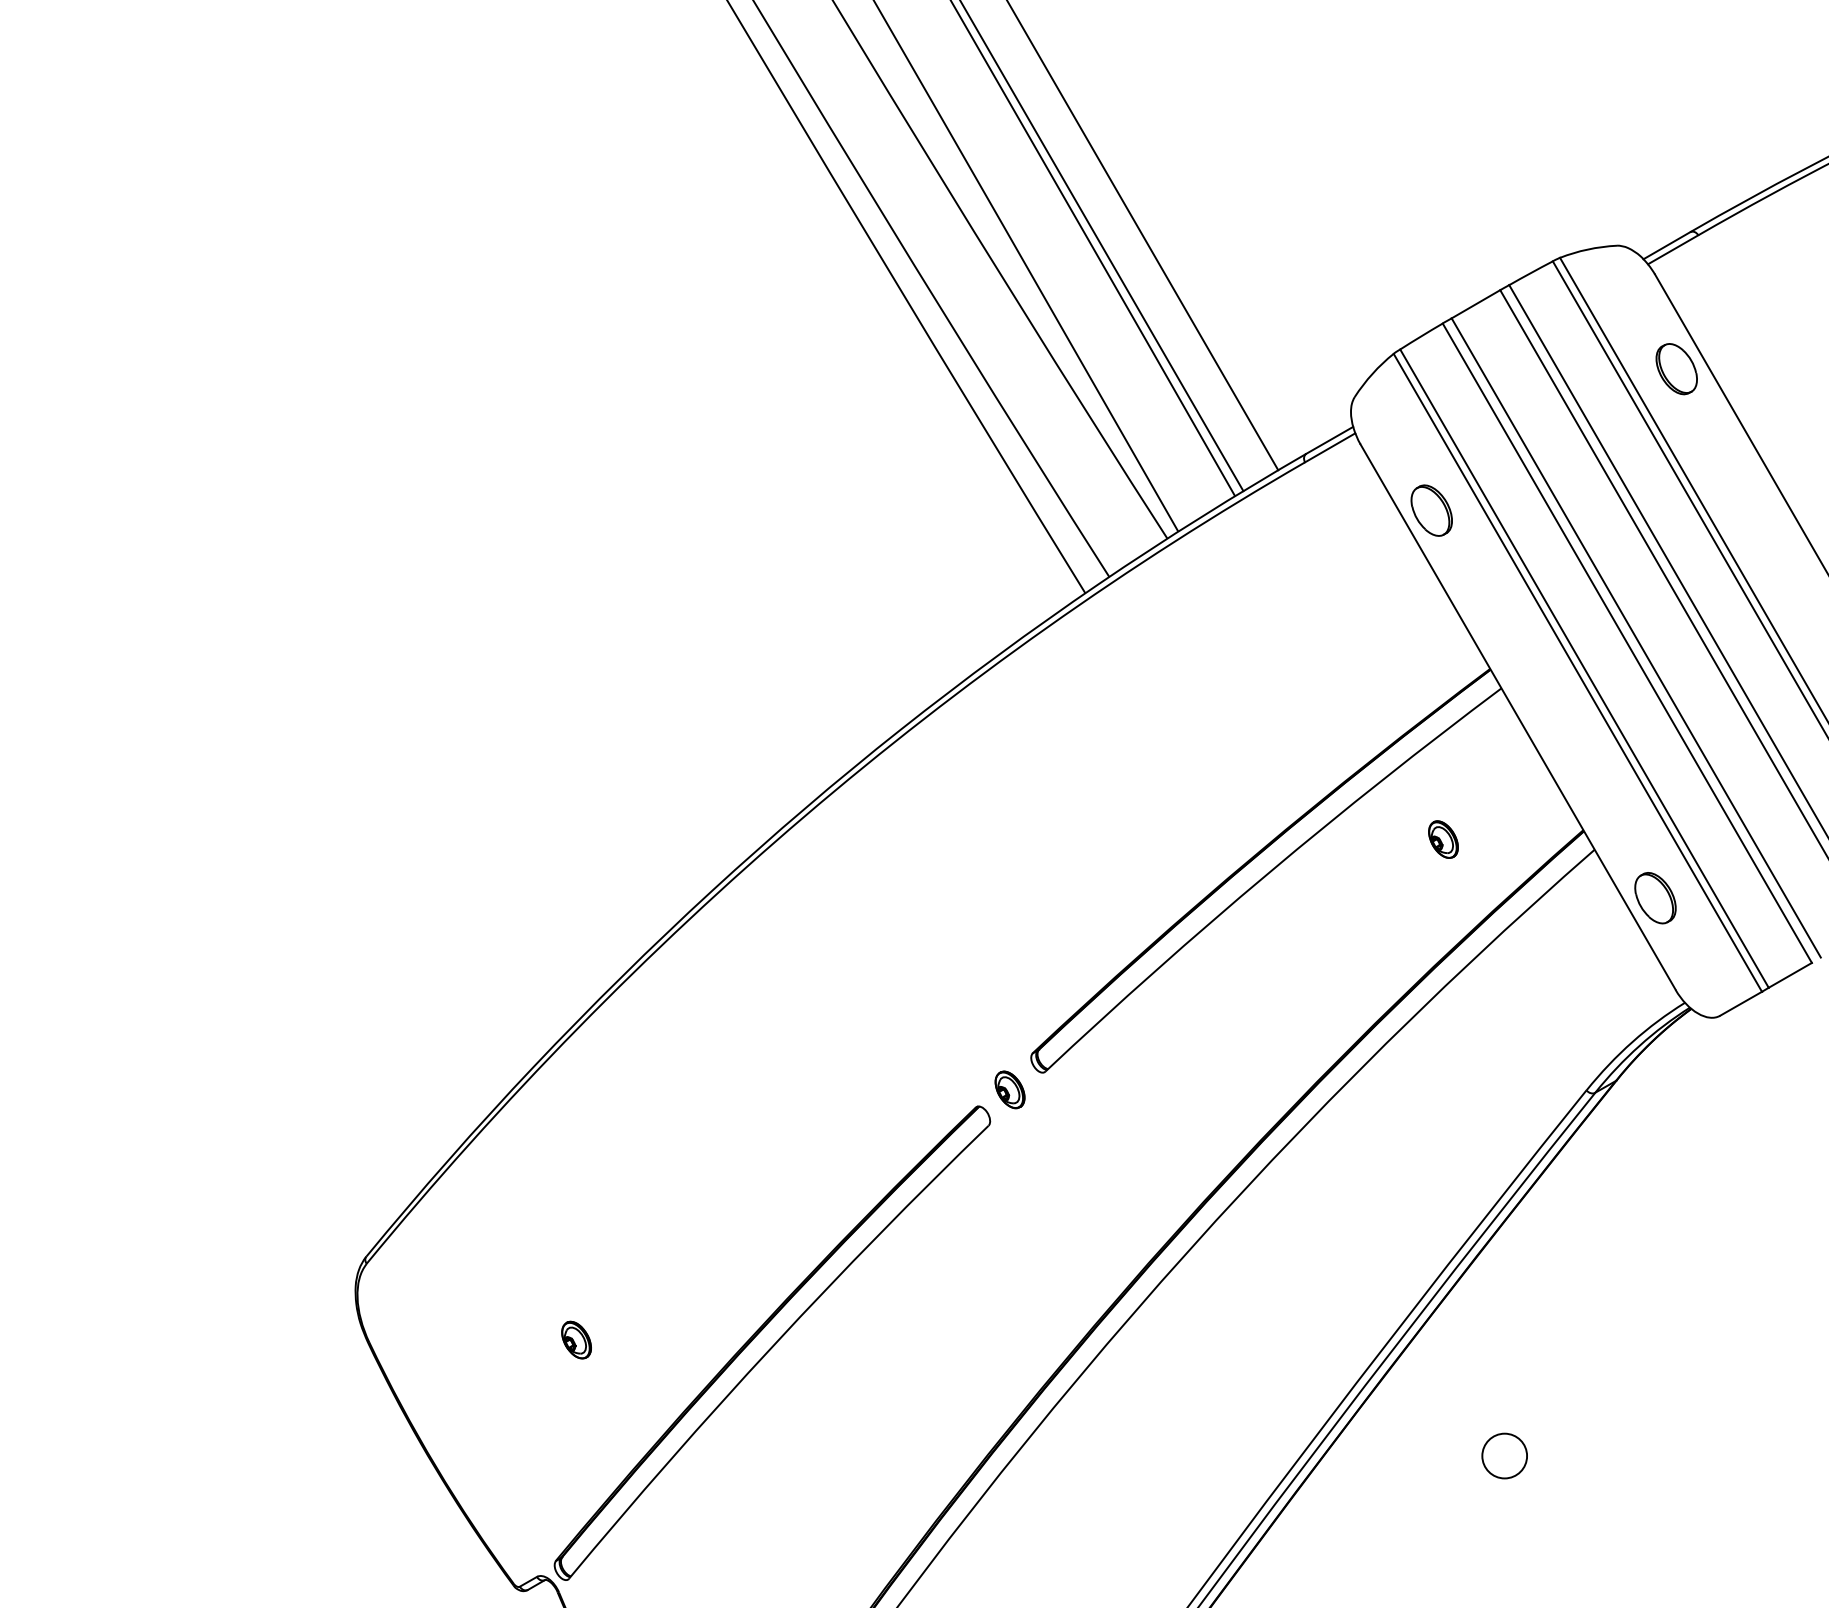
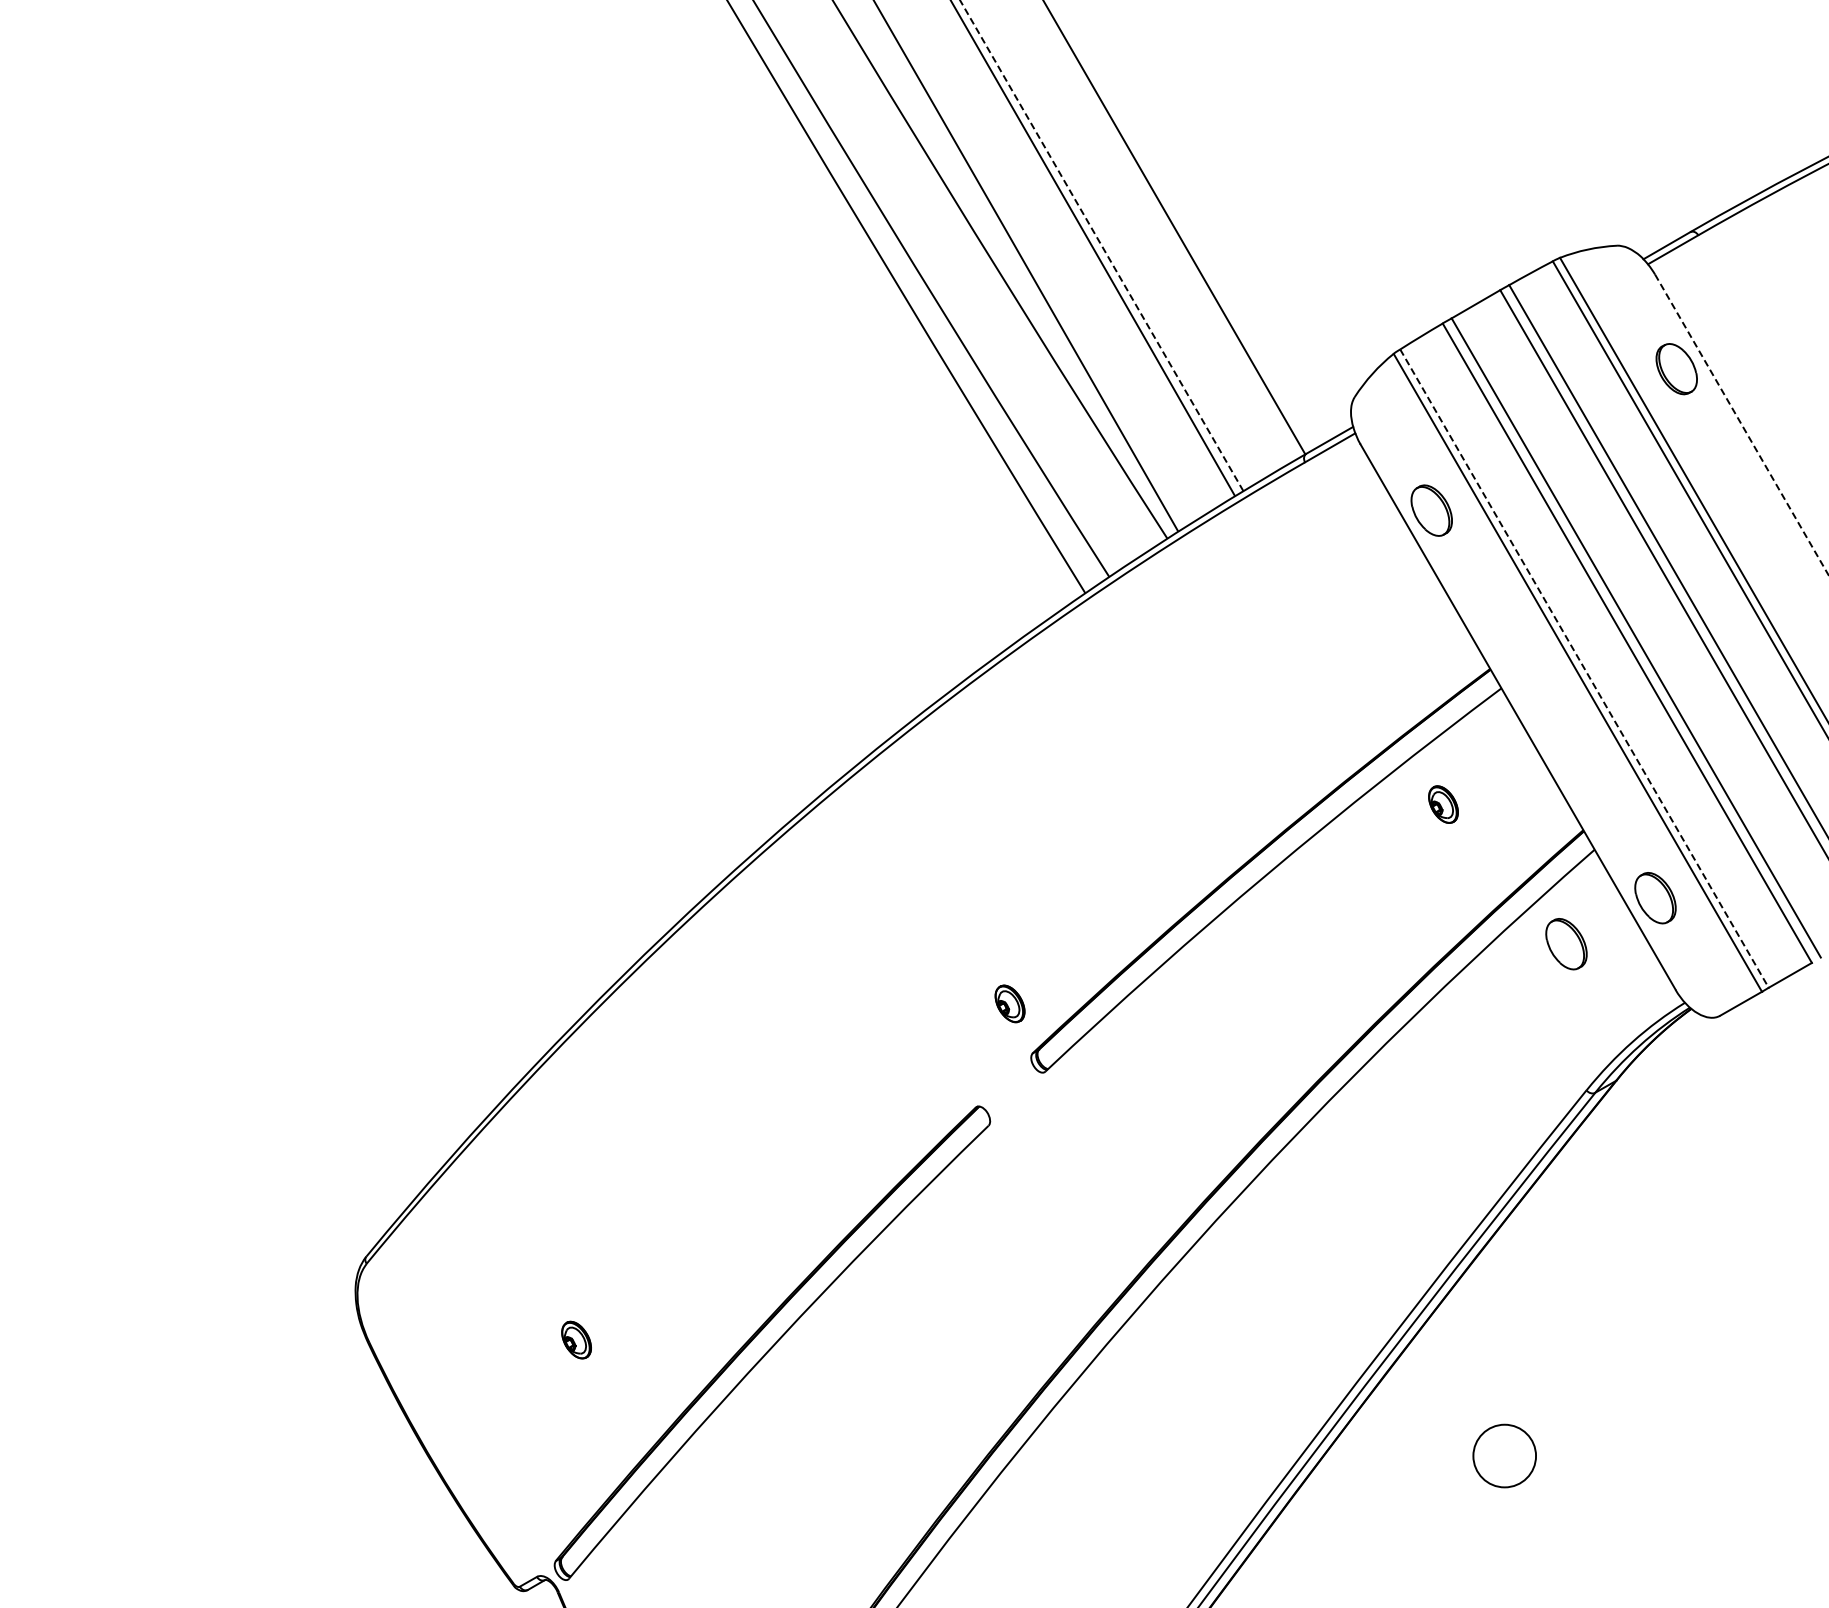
line position: (1143, 236) -> (1174, 228) (1174, 228)
line: solid -> dashed (1101, 245)
line: solid -> dashed (1742, 425)
line: solid -> dashed (1584, 668)
part position: (1443, 839) -> (1443, 804) (1443, 804)
part: none -> present (1566, 944)
part position: (1009, 1089) -> (1009, 1003) (1009, 1003)
circle diameter: 45 px -> 63 px (1504, 1455)
